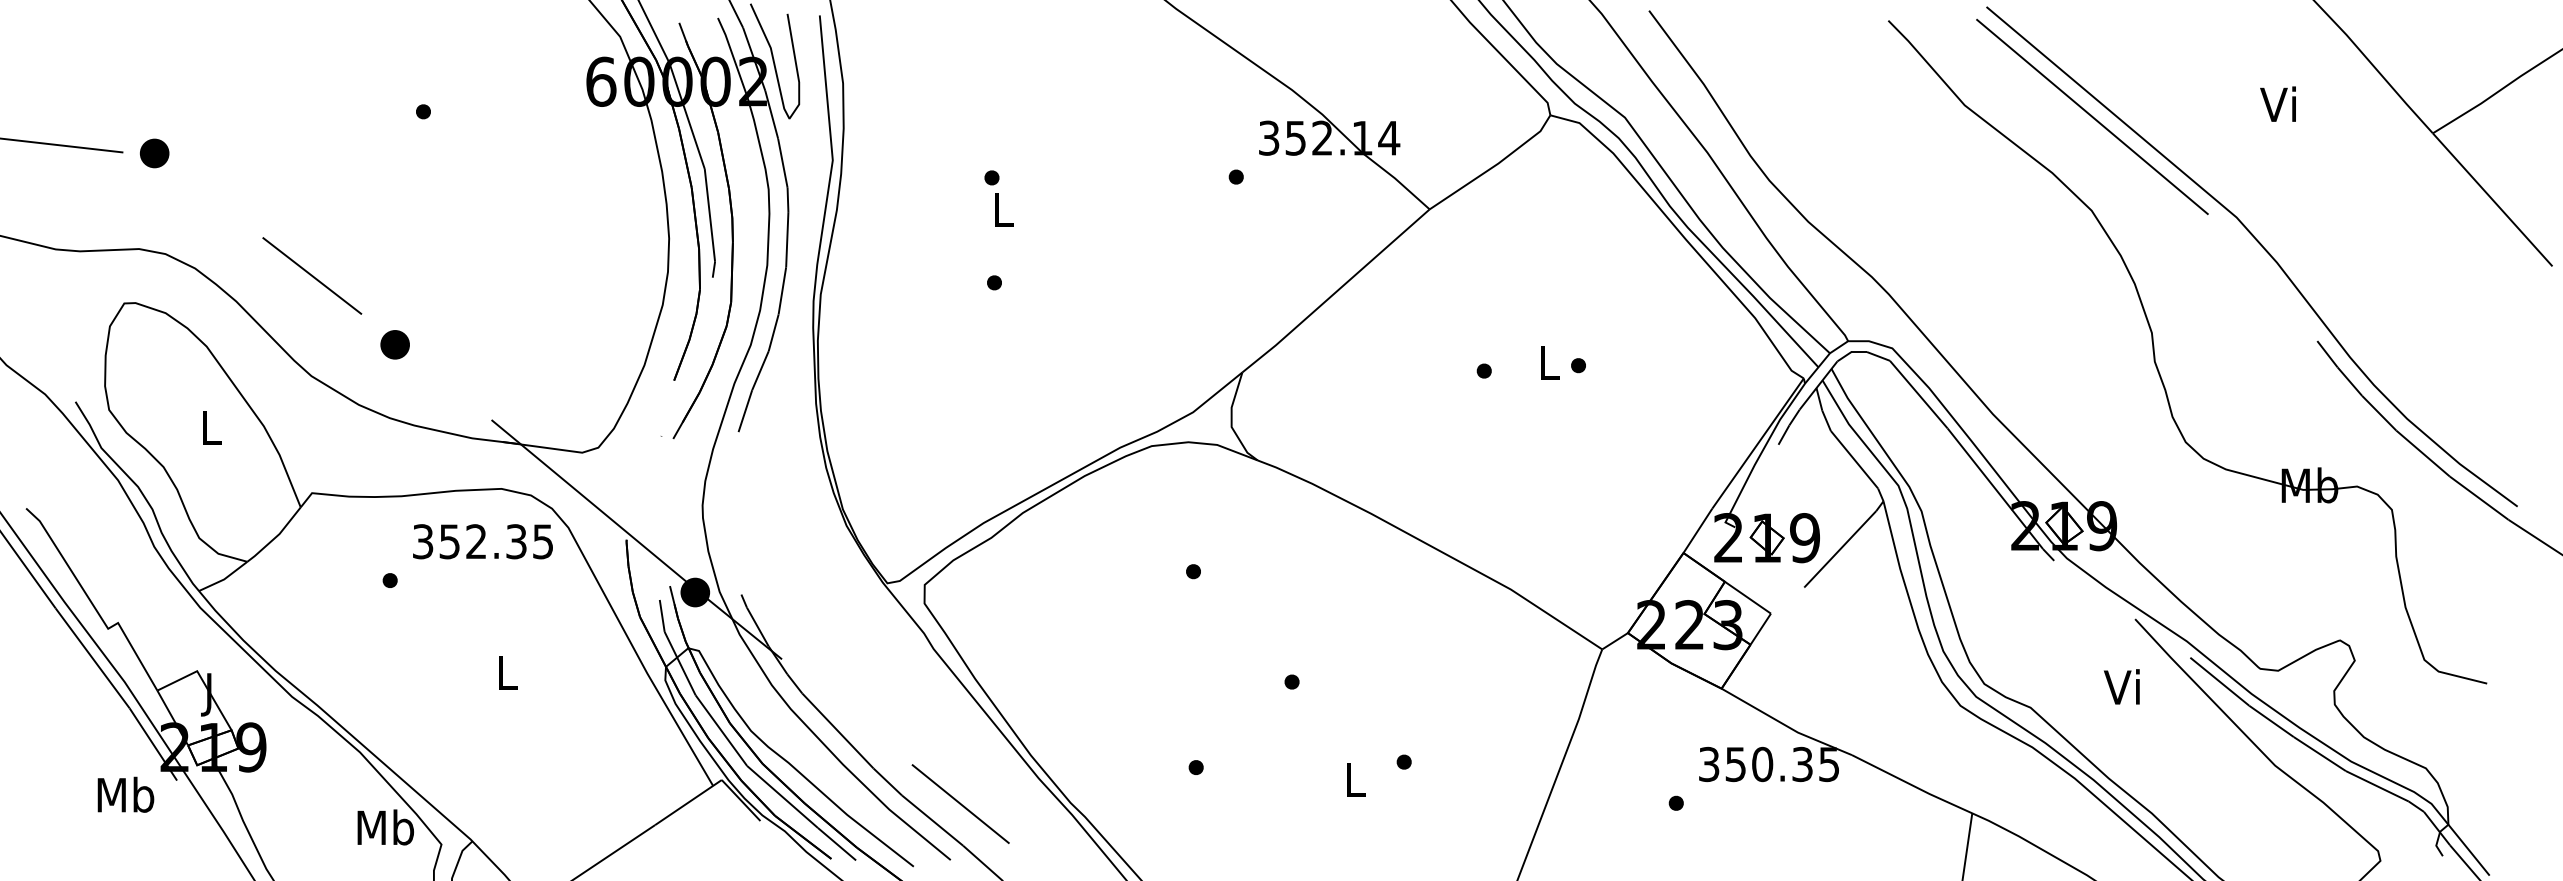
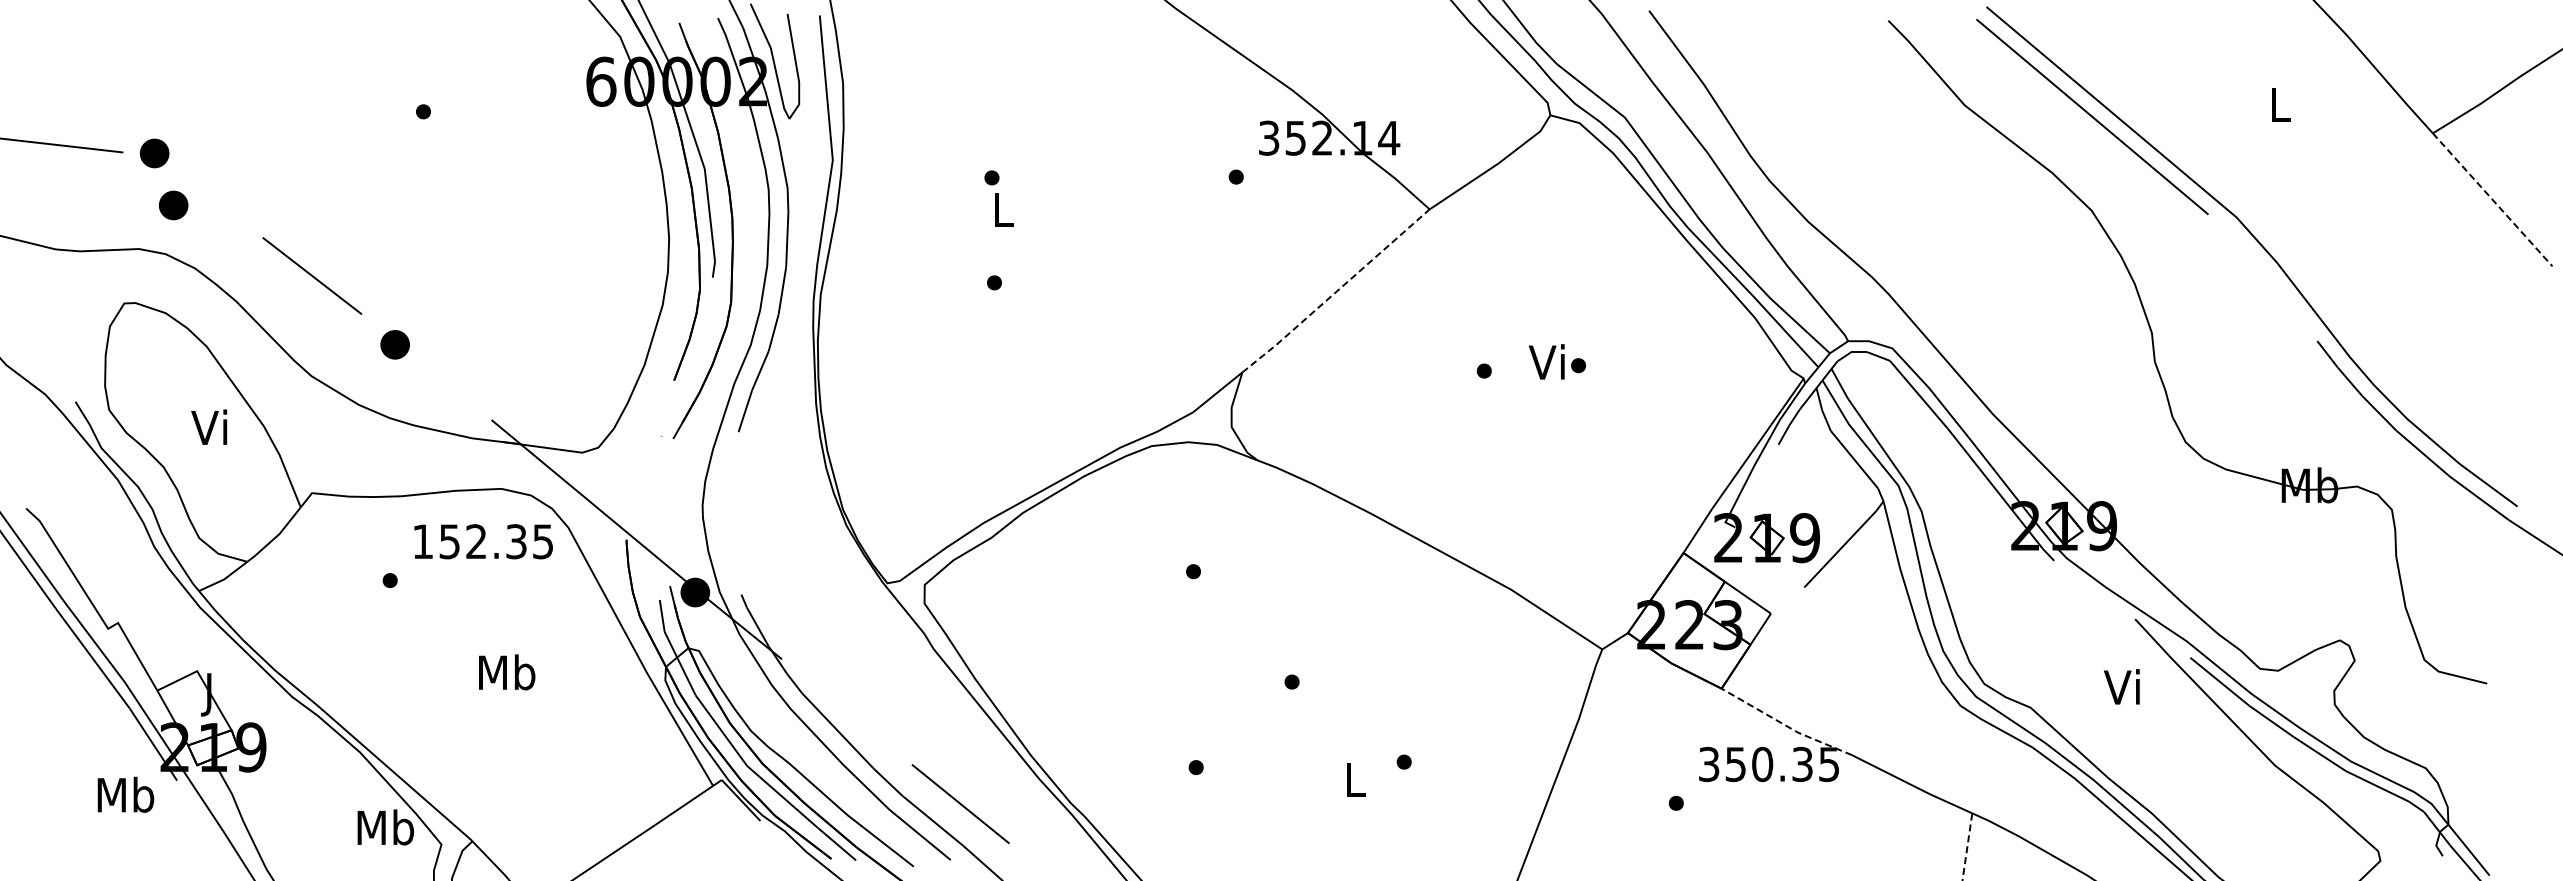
text: Vi -> L (2277, 103)
line: solid -> dashed (2493, 200)
part: none -> present (173, 205)
line: solid -> dashed (1336, 291)
text: L -> Vi (1546, 361)
text: L -> Vi (209, 426)
text: 352.35 -> 152.35 (423, 541)
text: L -> Mb (507, 672)
line: solid -> dashed (1785, 725)
line: solid -> dashed (1967, 846)
